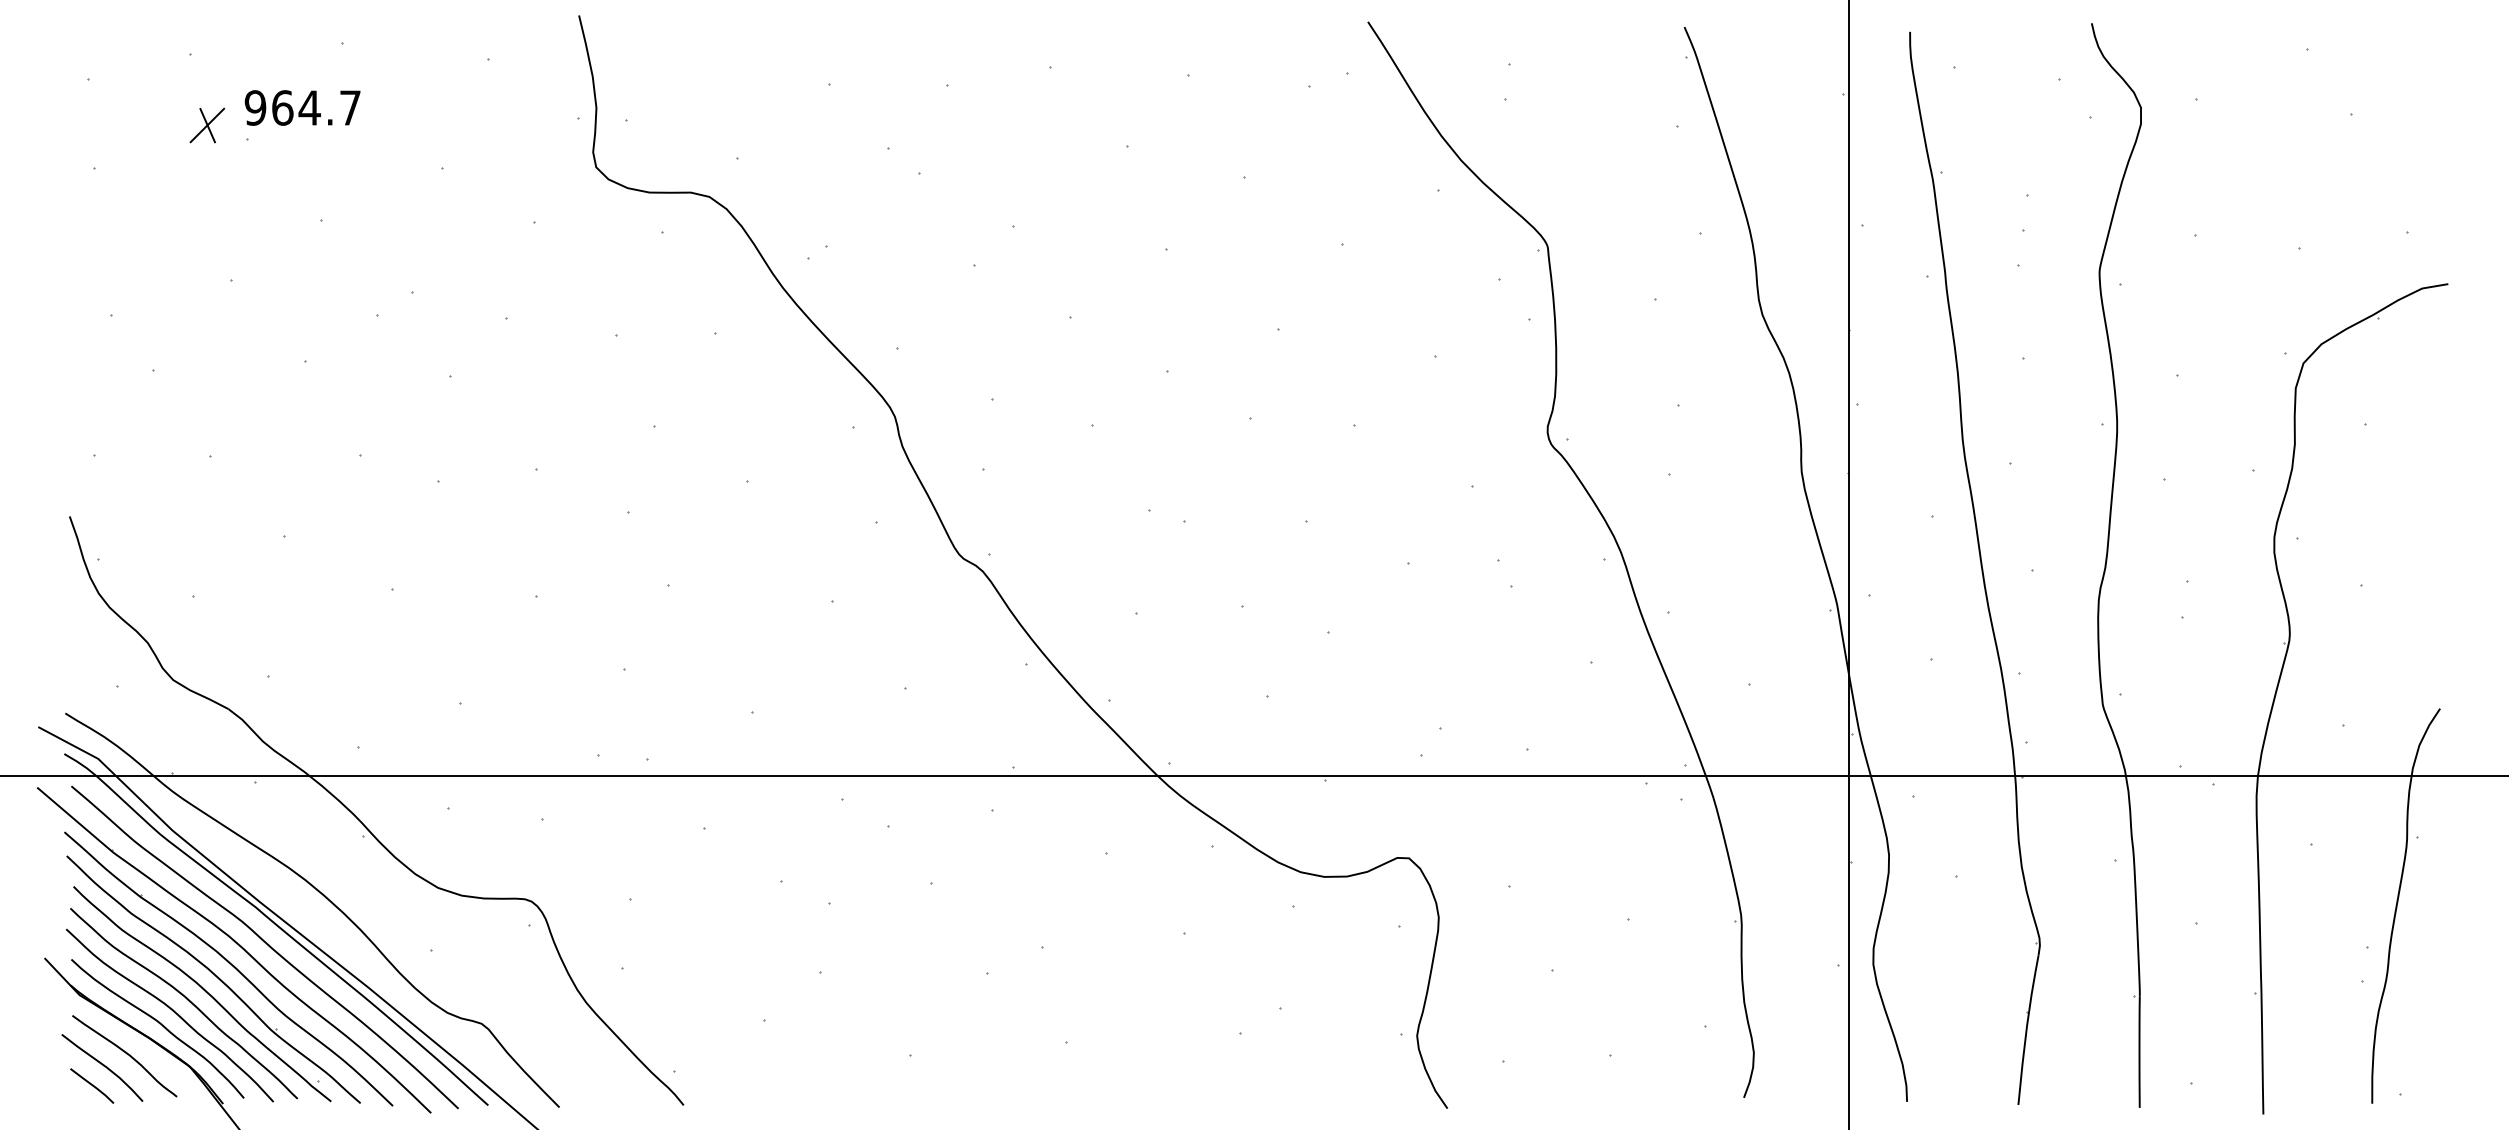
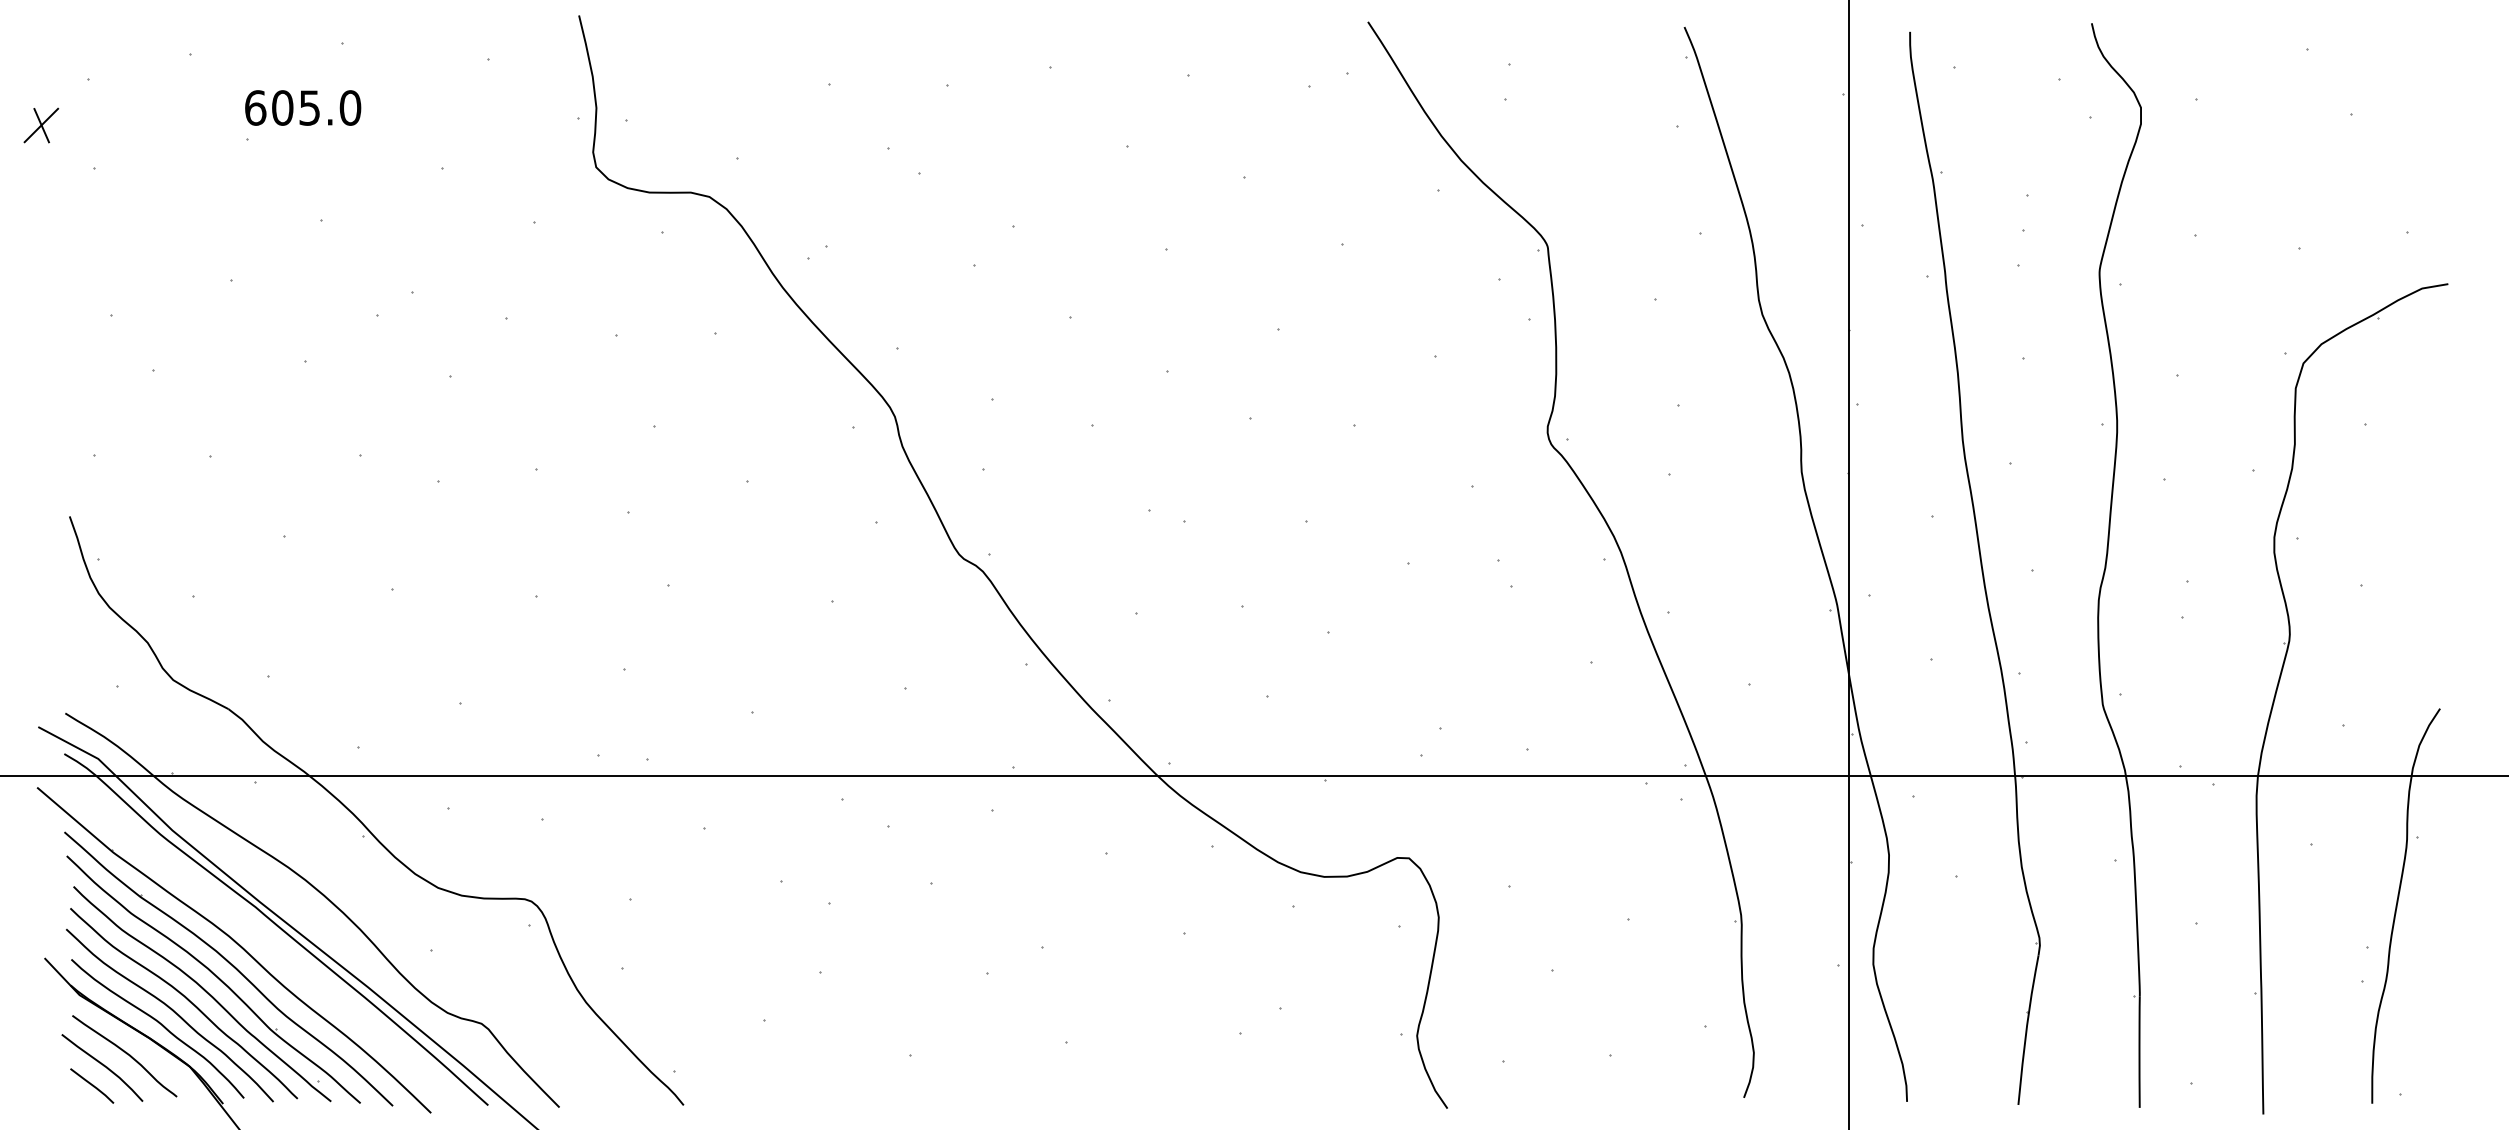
text: 964.7 -> 605.0 (302, 107)
part position: (207, 125) -> (41, 125) (41, 125)
curve: present -> none (266, 944)
